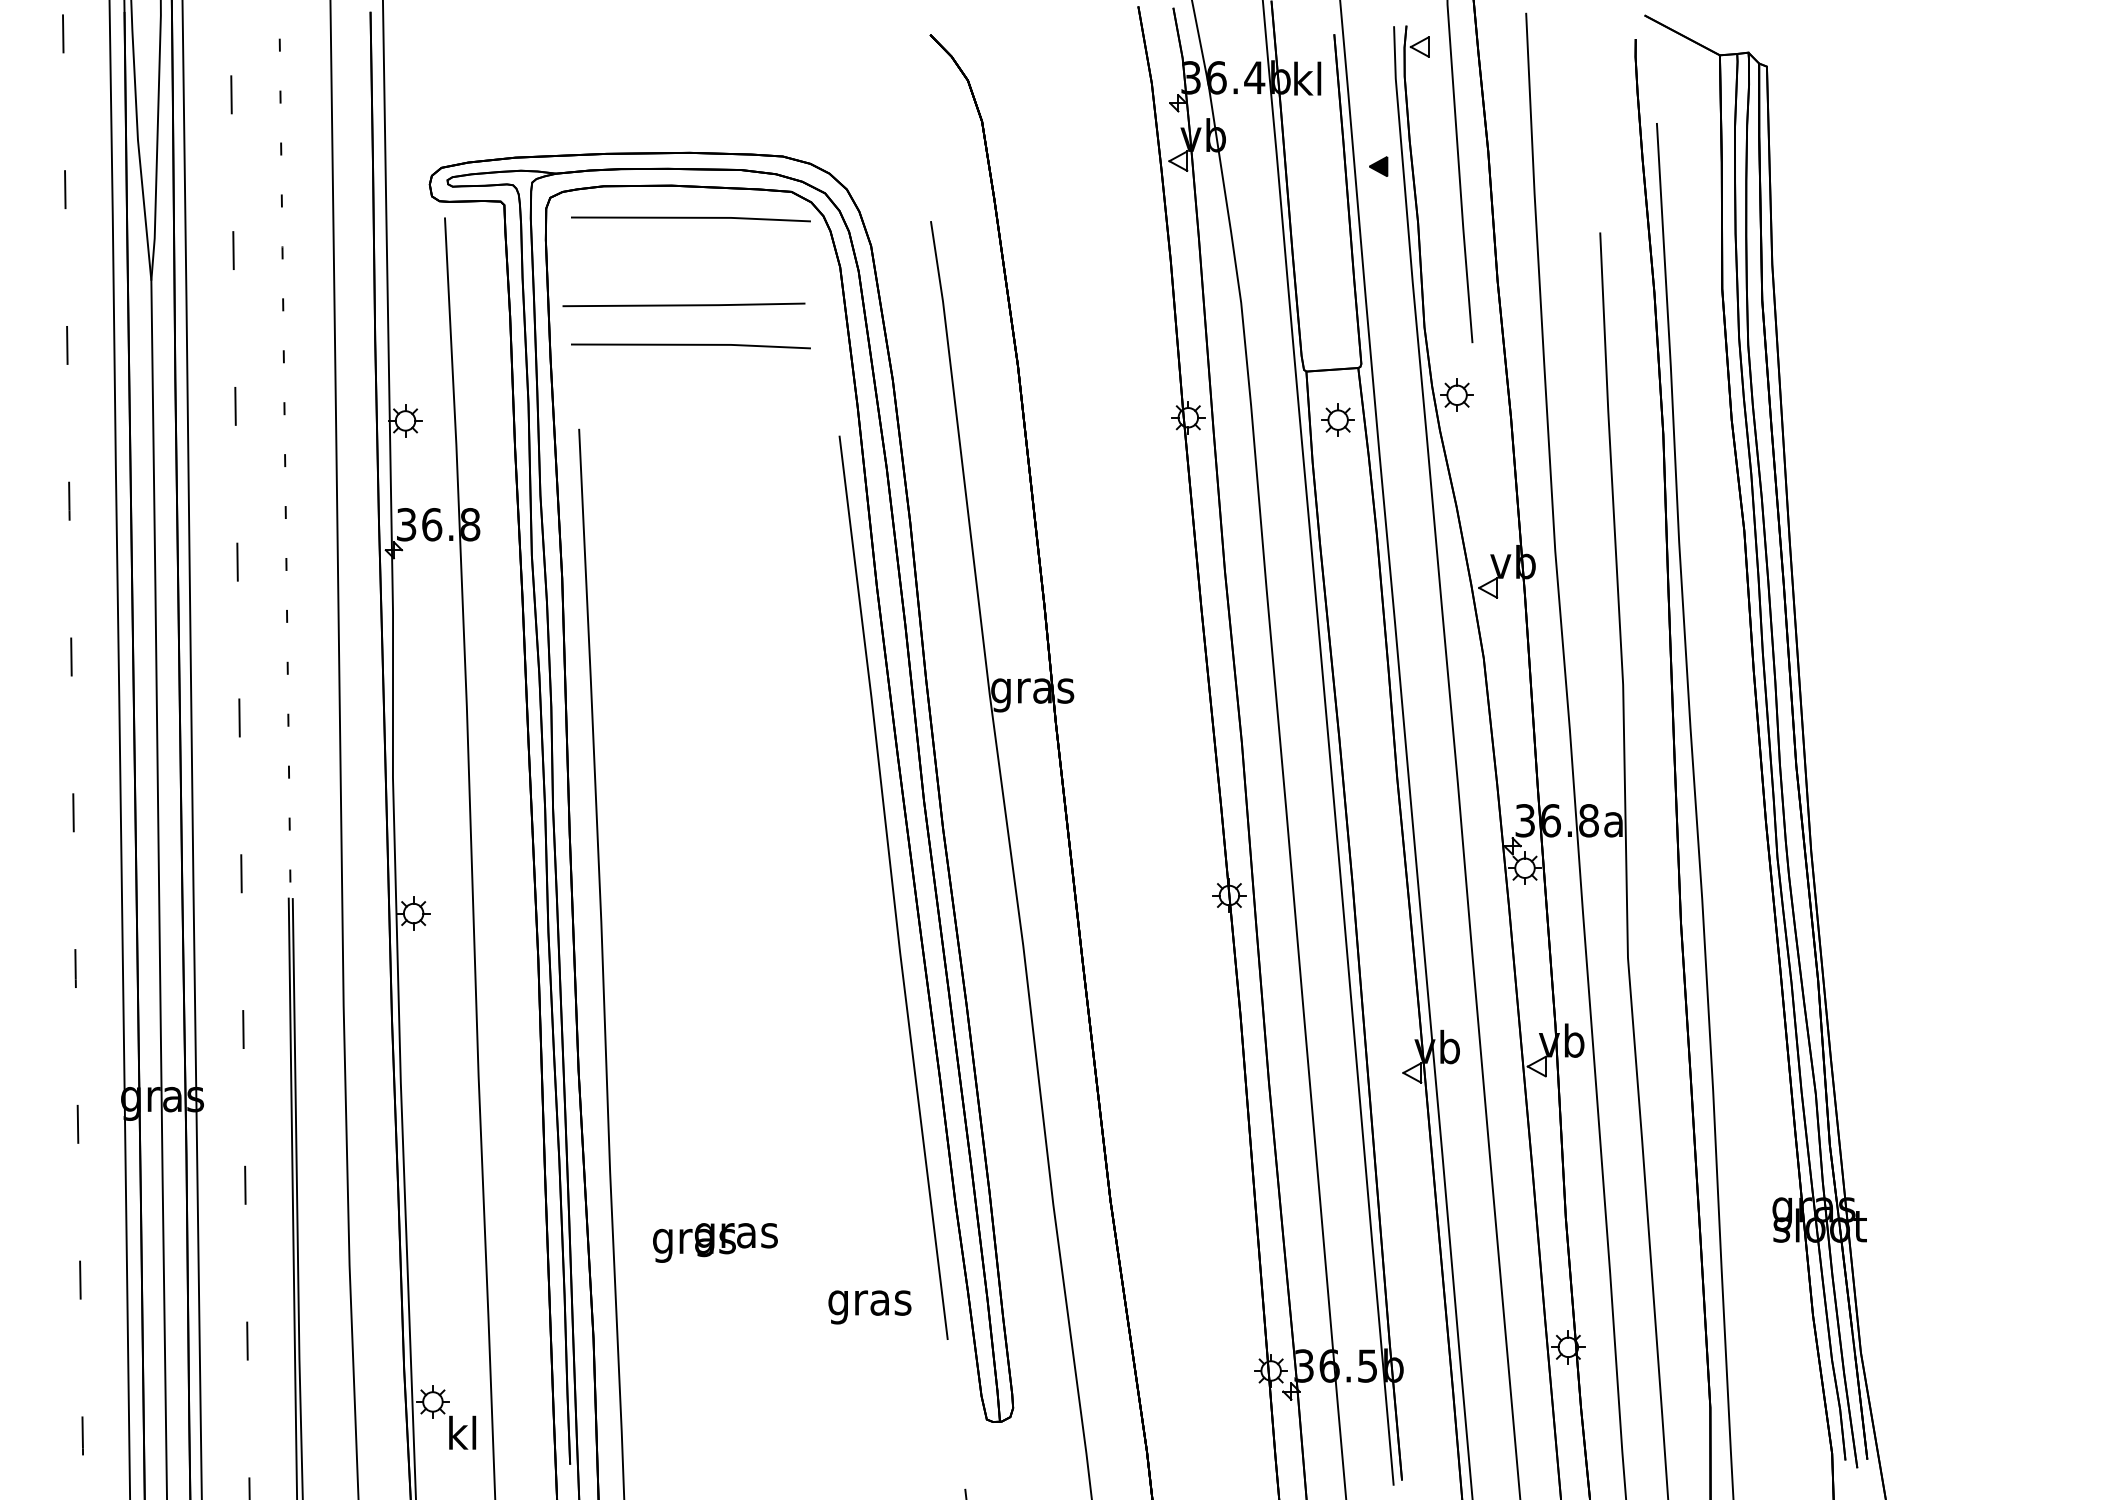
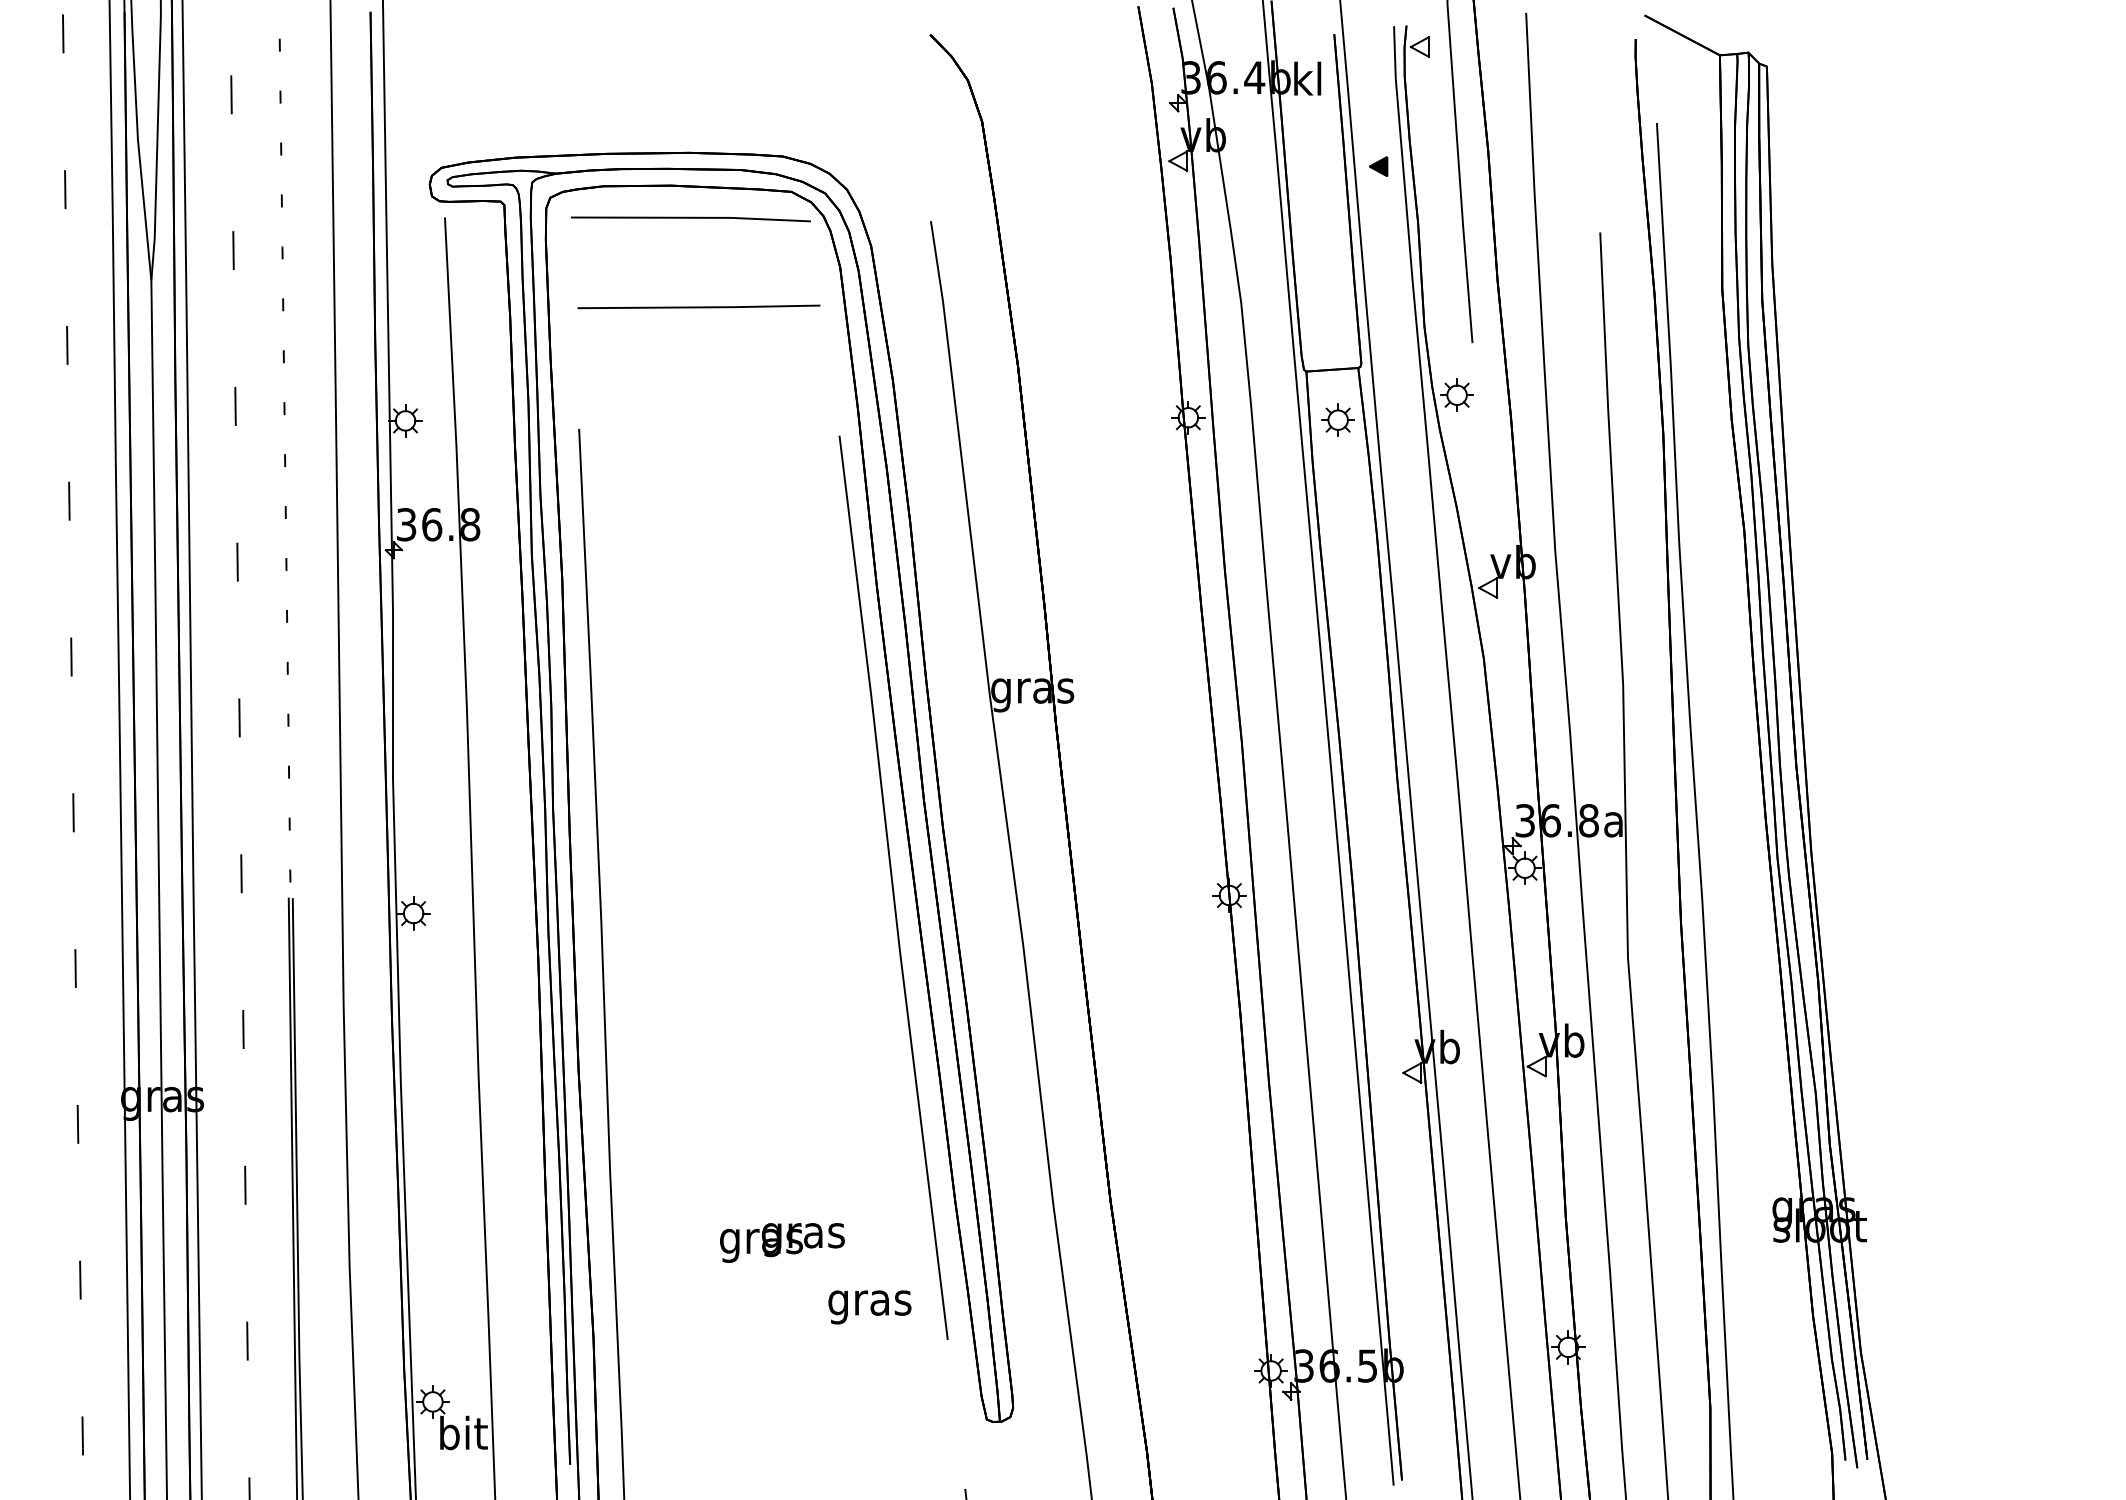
line position: (683, 304) -> (698, 306) (698, 306)
line: present -> none (690, 345)
text position: (715, 1242) -> (782, 1242) (782, 1242)
text: kl -> bit (463, 1432)
